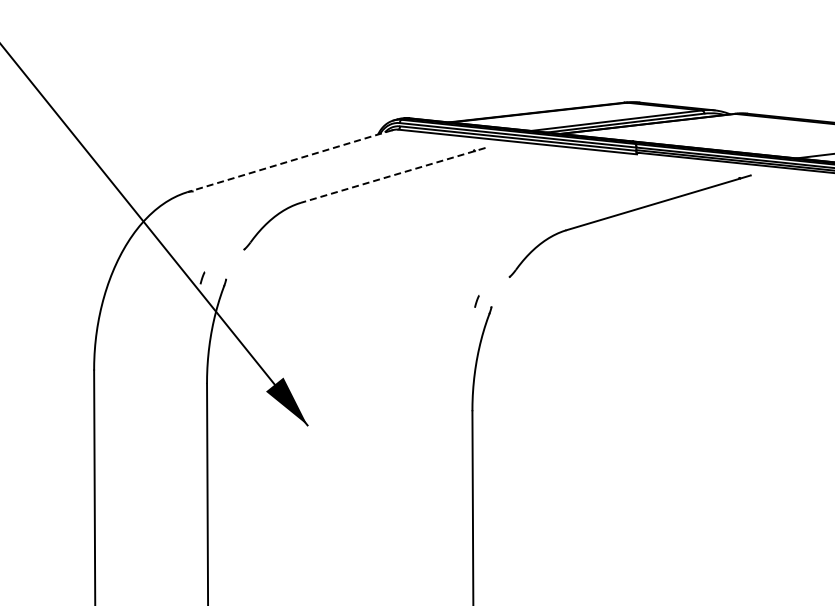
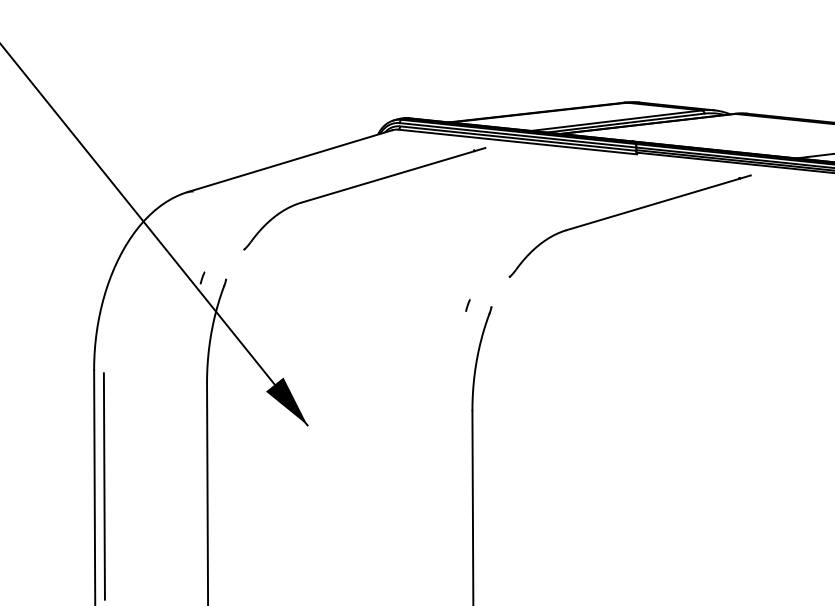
line: dashed -> solid (289, 161)
line: dashed -> solid (392, 175)
curve position: (476, 301) -> (467, 305) (467, 305)
line: none -> present (104, 486)
